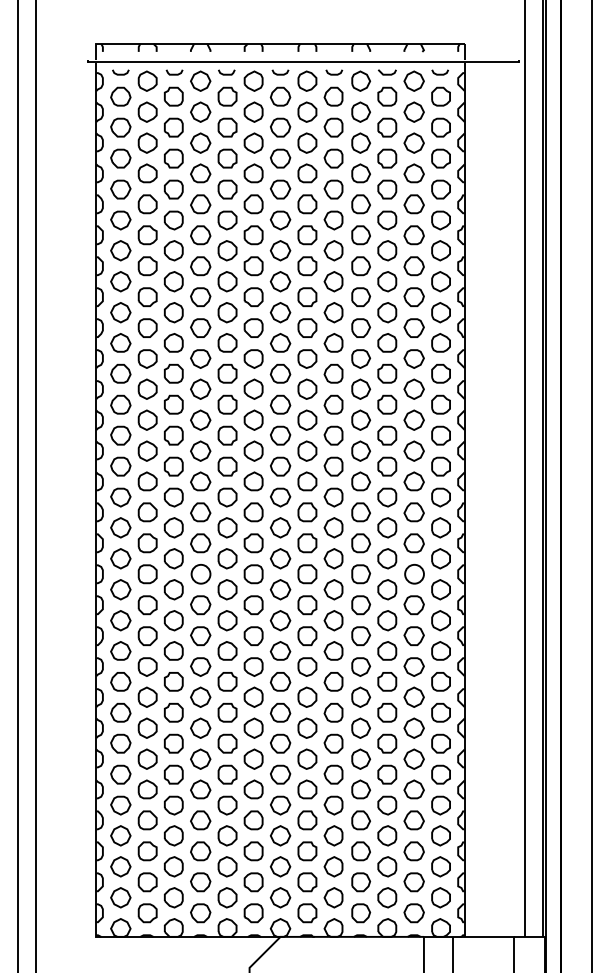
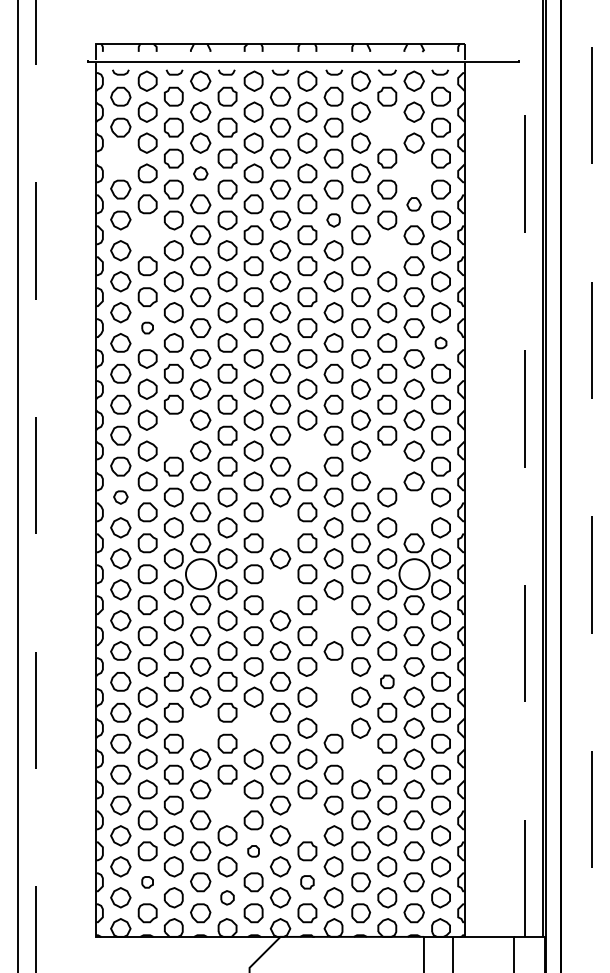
part: present -> none (387, 127)
part: present -> none (120, 158)
part size: 22x21 px -> 16x15 px (200, 173)
part: present -> none (413, 173)
part size: 22x21 px -> 16x15 px (413, 204)
part size: 21x21 px -> 15x15 px (333, 220)
part: present -> none (147, 235)
part: present -> none (387, 250)
part size: 21x20 px -> 13x14 px (147, 327)
part size: 20x20 px -> 14x14 px (440, 342)
part: present -> none (173, 435)
part: present -> none (307, 450)
part: present -> none (387, 466)
line: solid -> dashed (525, 468)
line: solid -> dashed (36, 486)
line: solid -> dashed (591, 486)
part size: 22x21 px -> 16x15 px (120, 497)
part: present -> none (413, 512)
part: present -> none (280, 527)
circle diameter: 19 px -> 30 px (200, 574)
circle diameter: 19 px -> 30 px (414, 574)
part: present -> none (280, 589)
part: present -> none (333, 620)
part: present -> none (333, 681)
part size: 21x20 px -> 15x15 px (387, 681)
part: present -> none (333, 712)
part: present -> none (200, 727)
part: present -> none (253, 727)
part: present -> none (361, 758)
part: present -> none (227, 805)
part: present -> none (307, 820)
part size: 21x21 px -> 13x13 px (253, 851)
part size: 21x21 px -> 13x13 px (147, 882)
part size: 21x21 px -> 15x15 px (307, 882)
part size: 21x22 px -> 15x16 px (227, 897)
